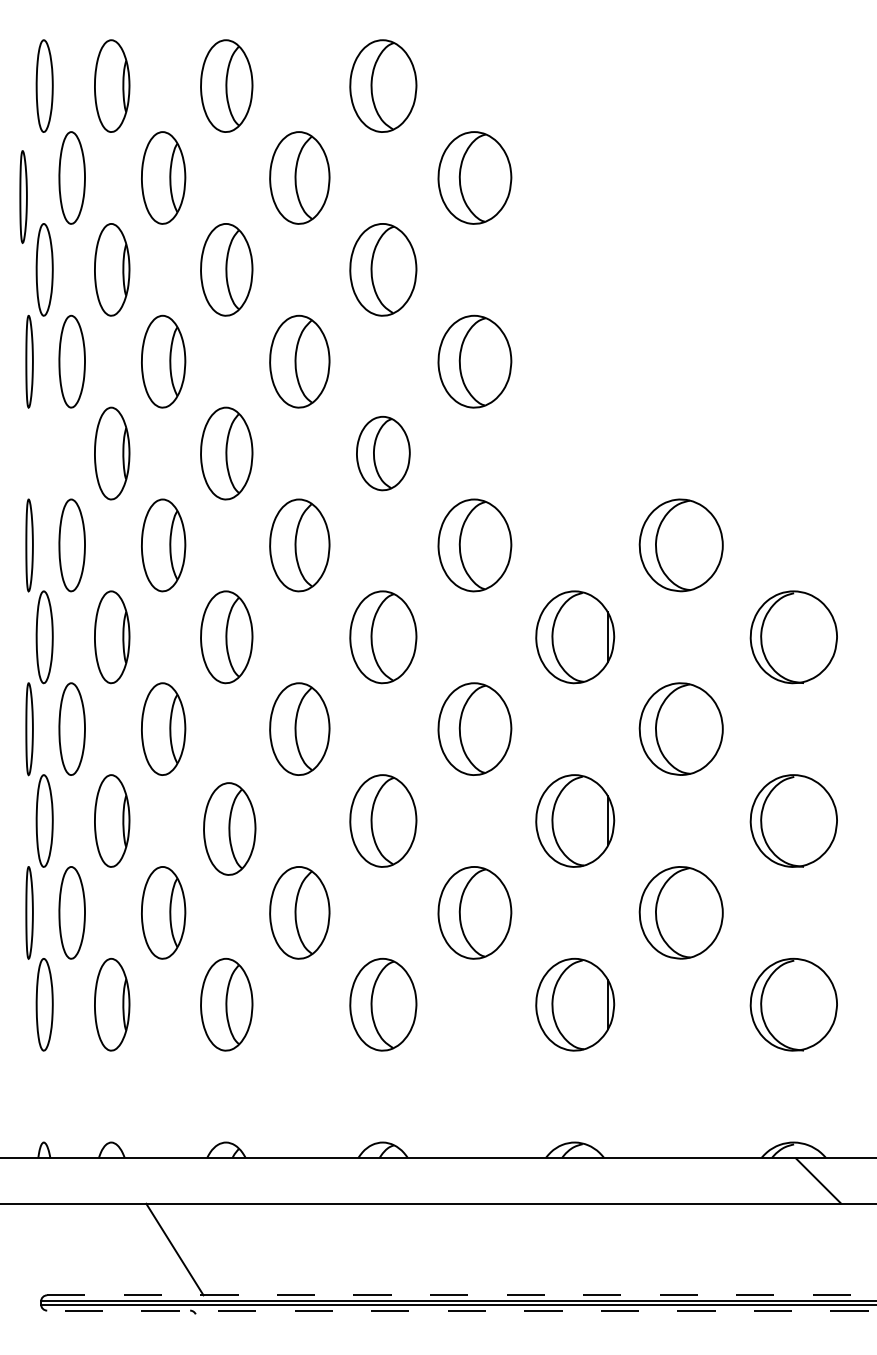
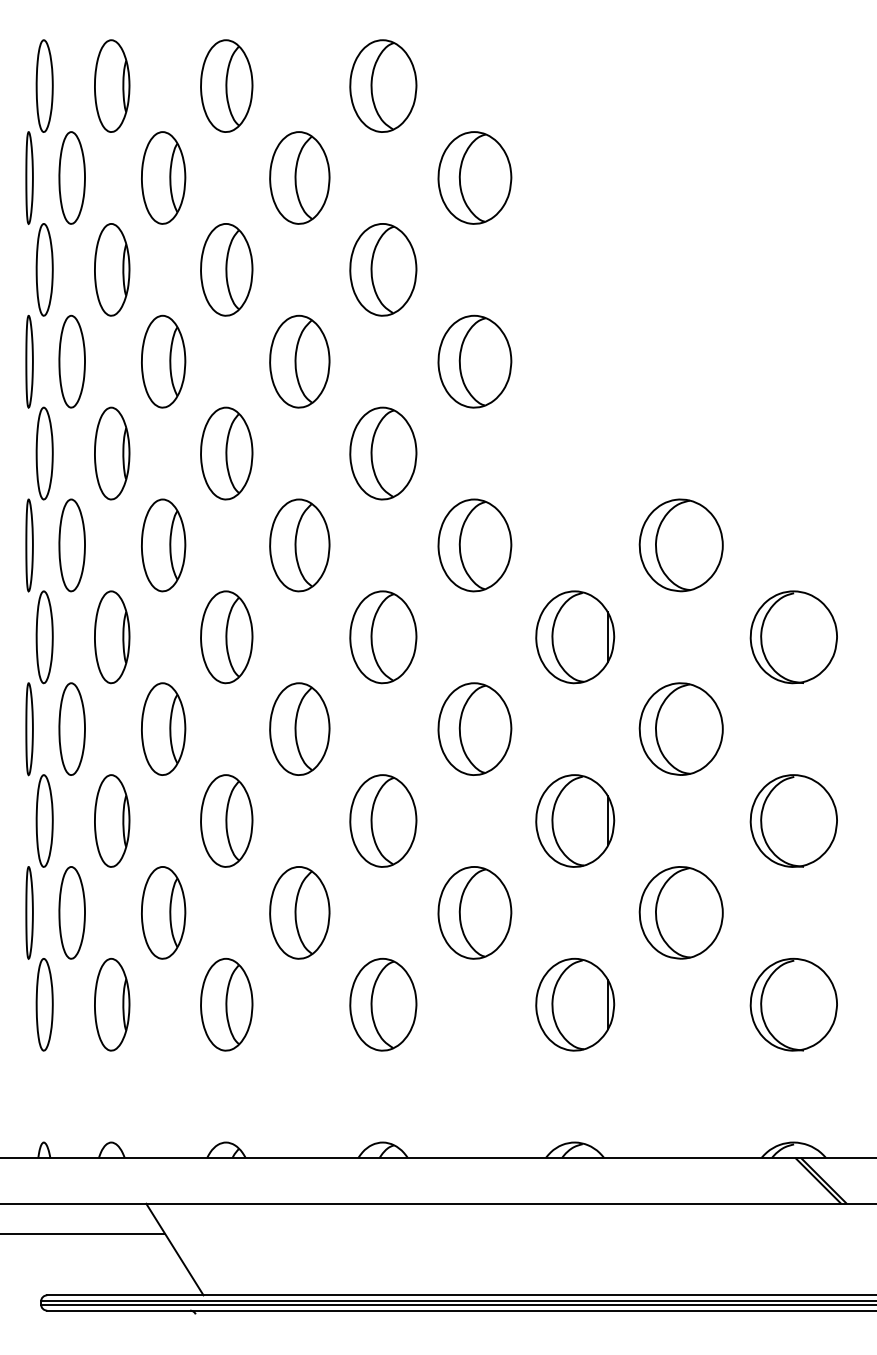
part position: (23, 196) -> (29, 177) (29, 177)
part: none -> present (44, 453)
part size: 55x76 px -> 69x95 px (383, 453)
part position: (229, 828) -> (226, 820) (226, 820)
hatch: none -> present (823, 1180)
line: none -> present (83, 1234)
line: dashed -> solid (462, 1295)
line: dashed -> solid (461, 1310)
